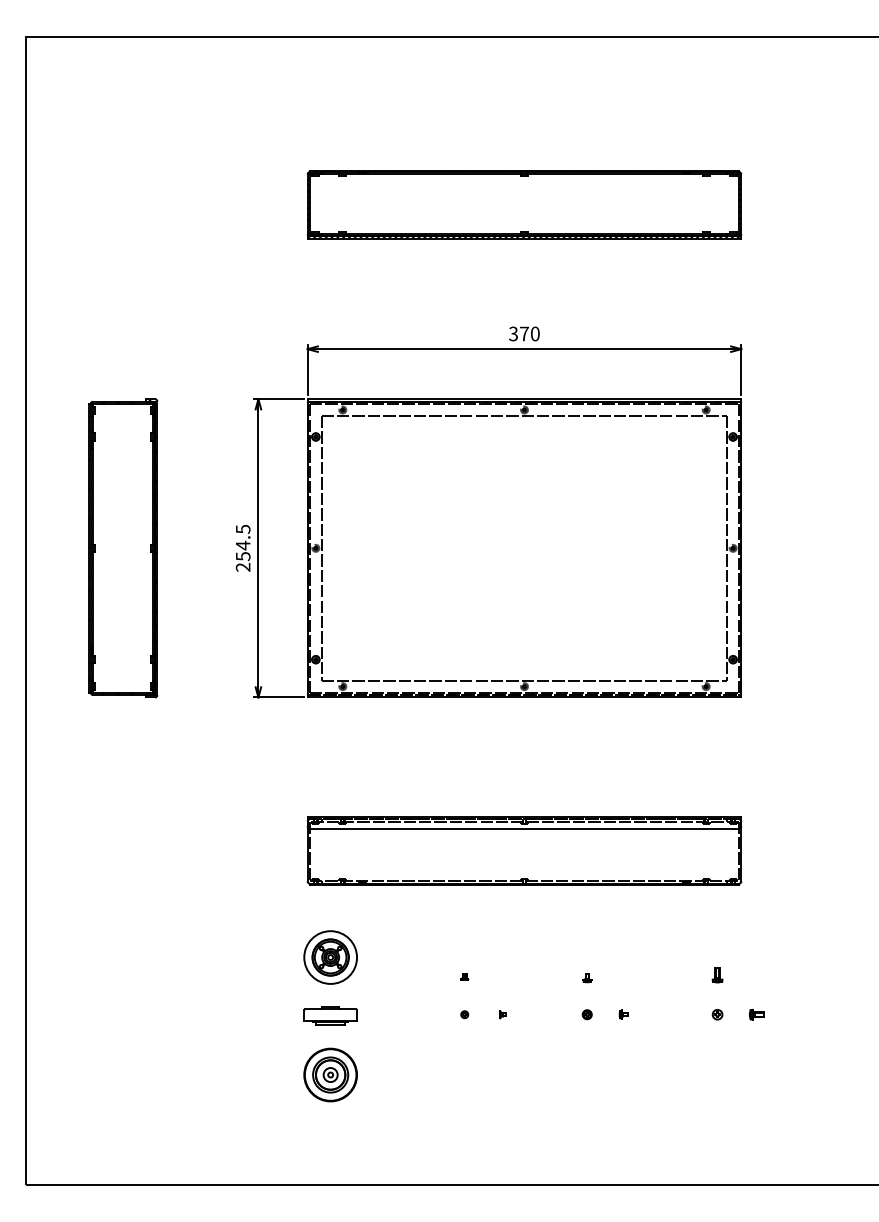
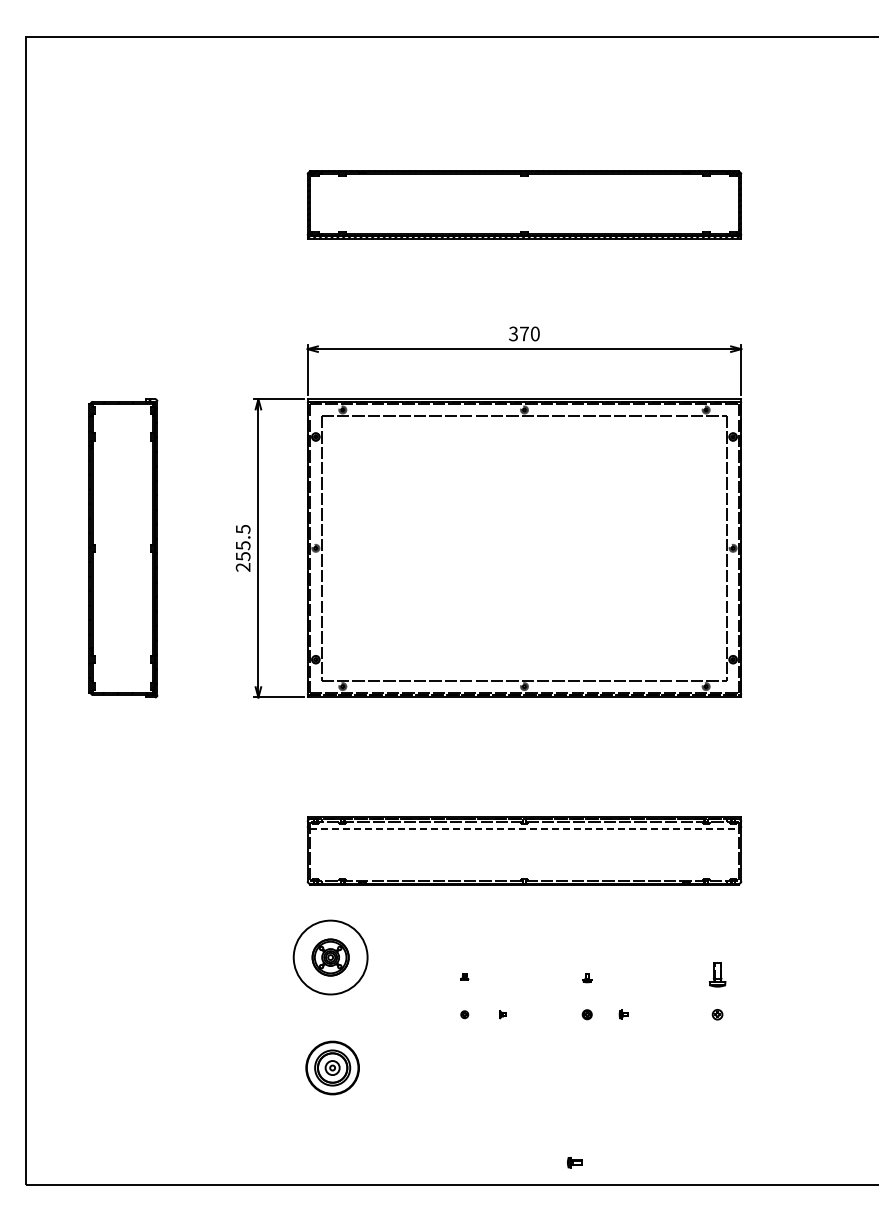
text: 254.5 -> 255.5 (243, 545)
line: solid -> dashed (524, 828)
circle diameter: 53 px -> 74 px (330, 957)
part size: 13x17 px -> 18x26 px (717, 974)
part position: (756, 1014) -> (574, 1162) (574, 1162)
part: present -> none (330, 1015)
part position: (330, 1074) -> (332, 1067) (332, 1067)
